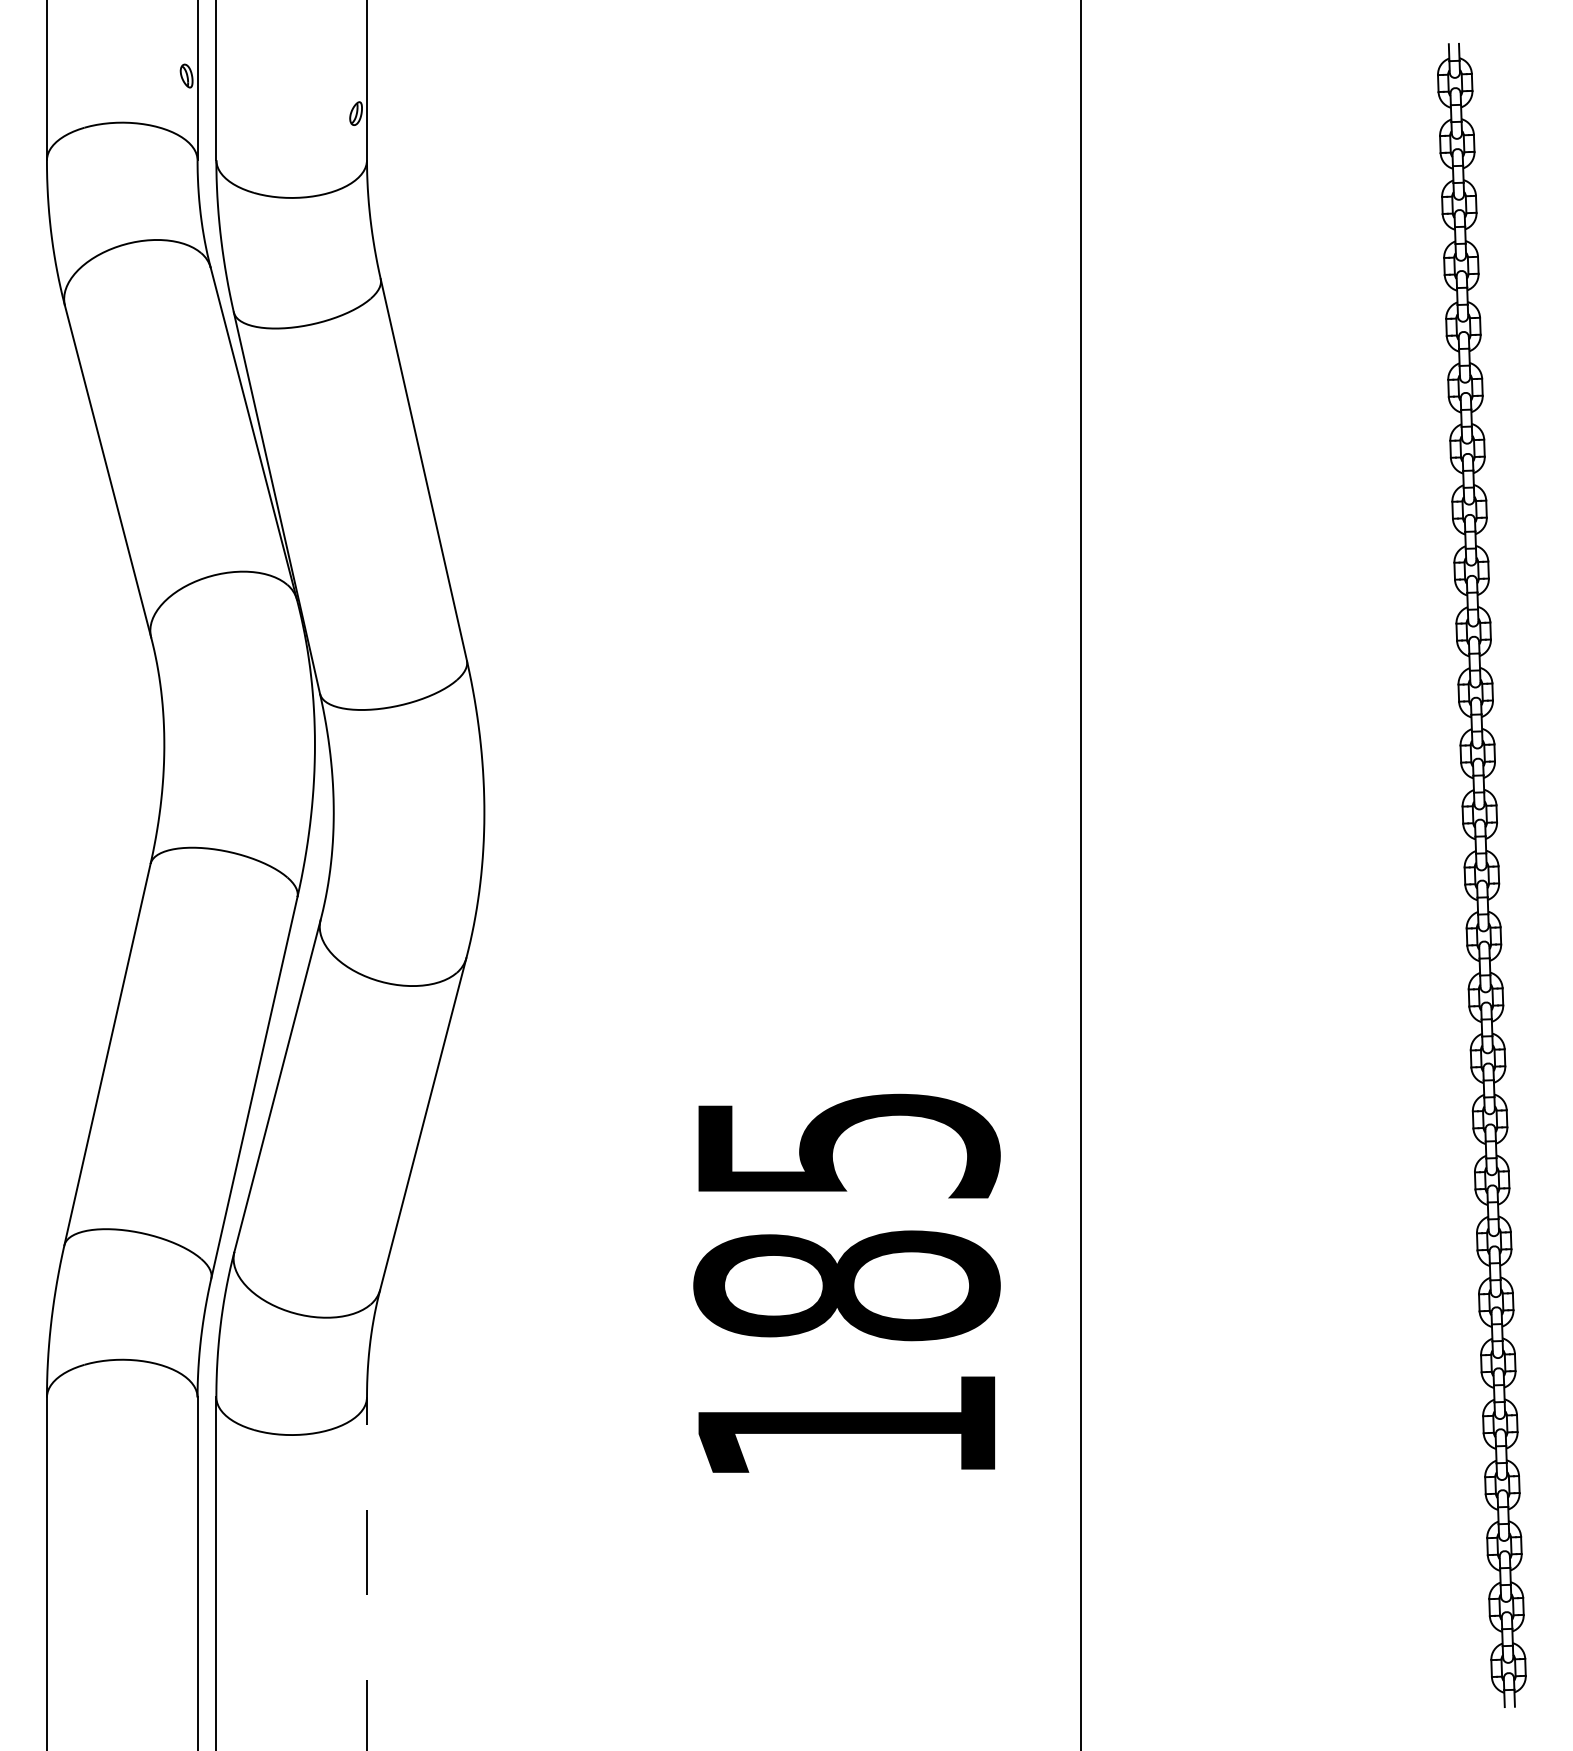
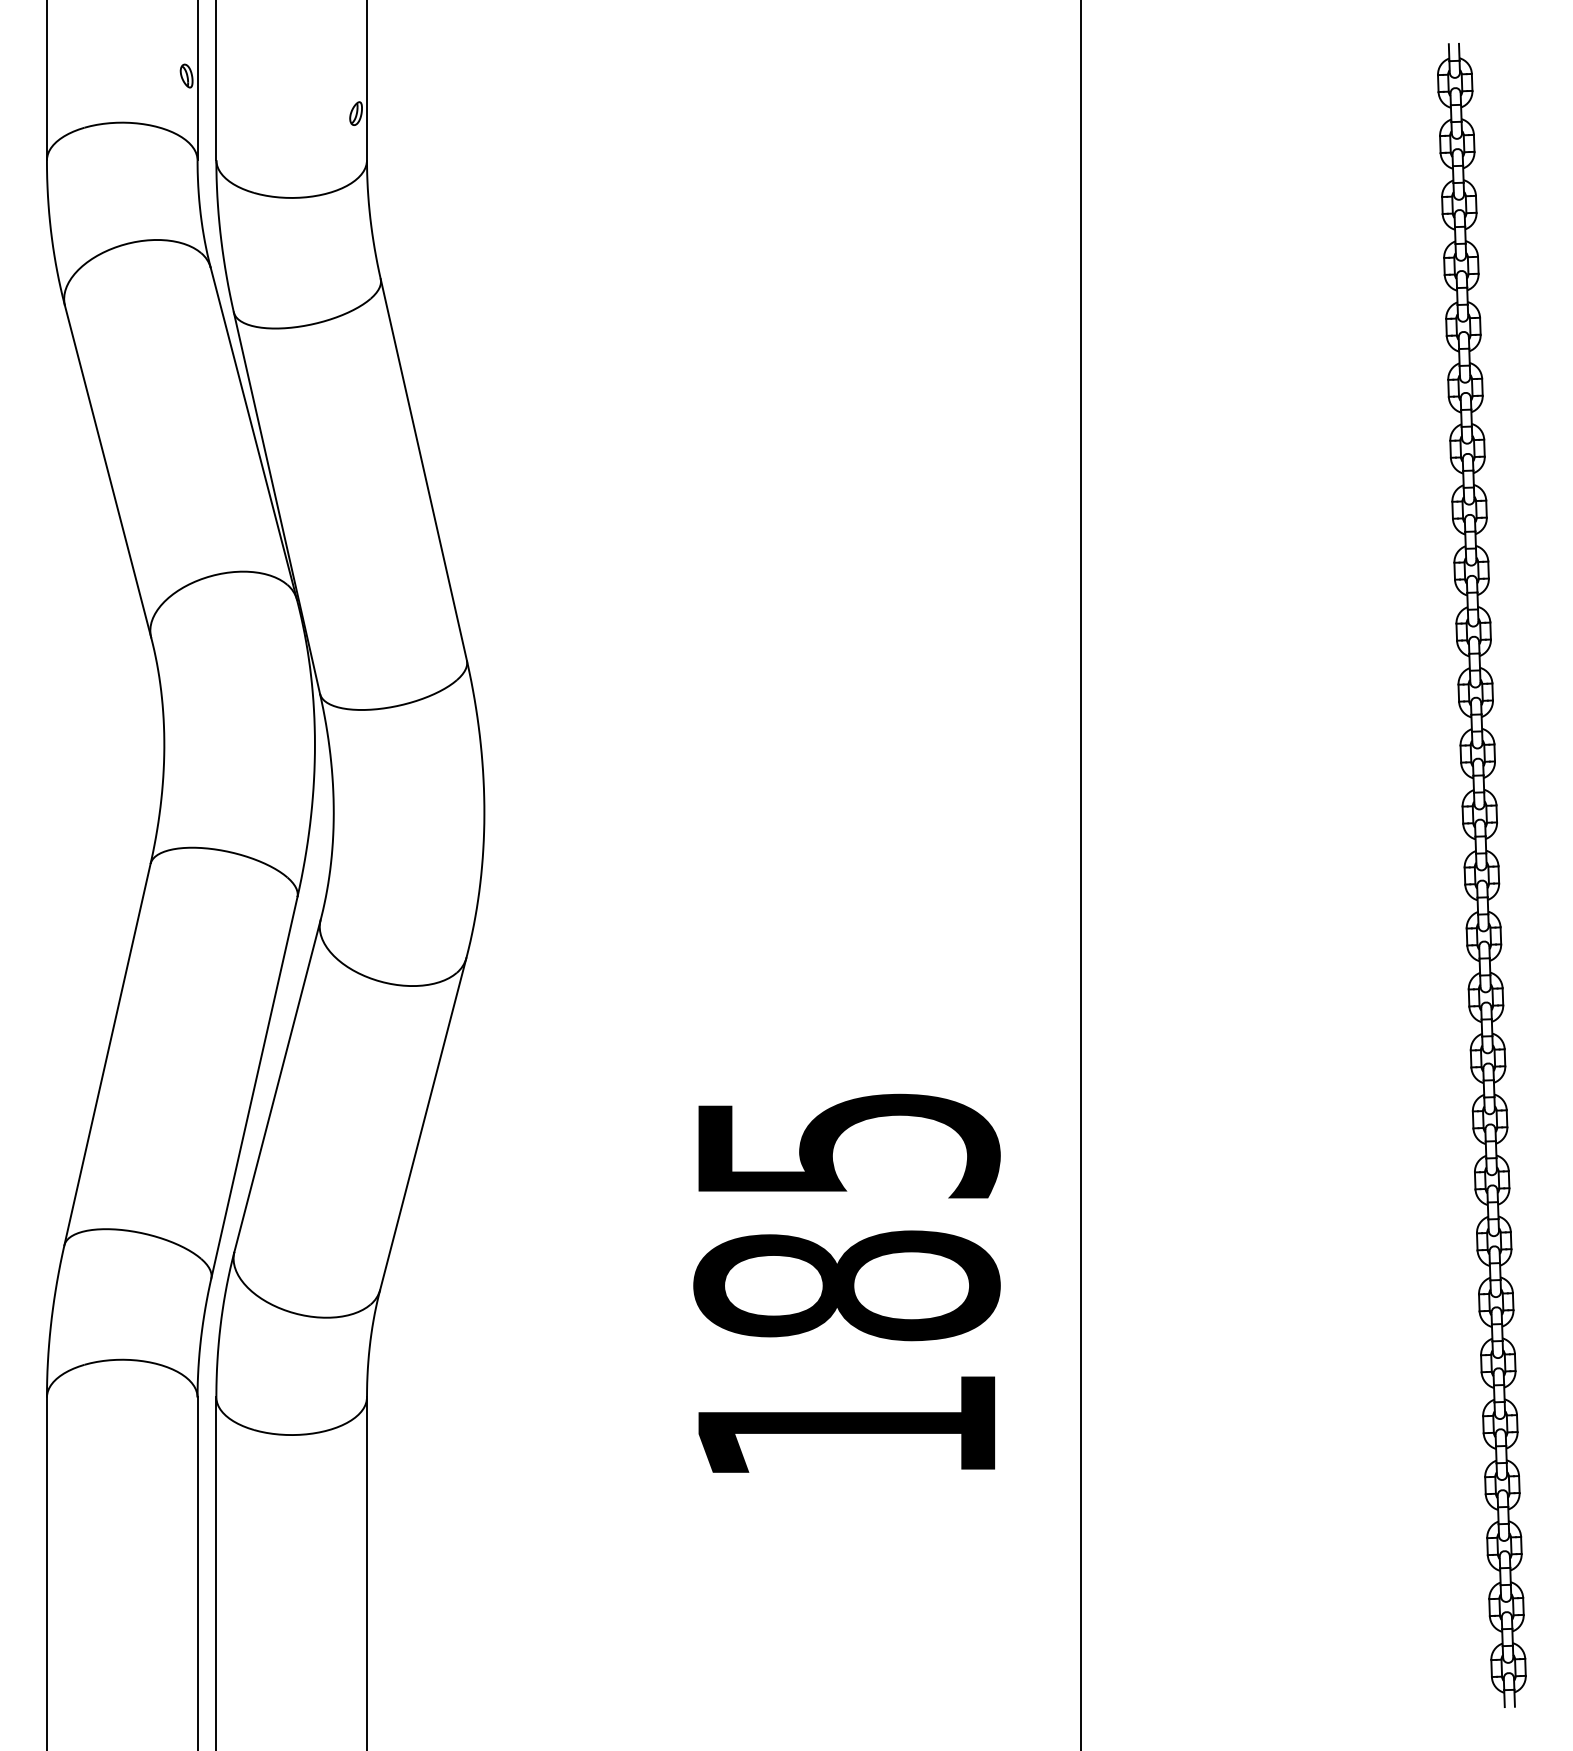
line: dashed -> solid (367, 1573)
